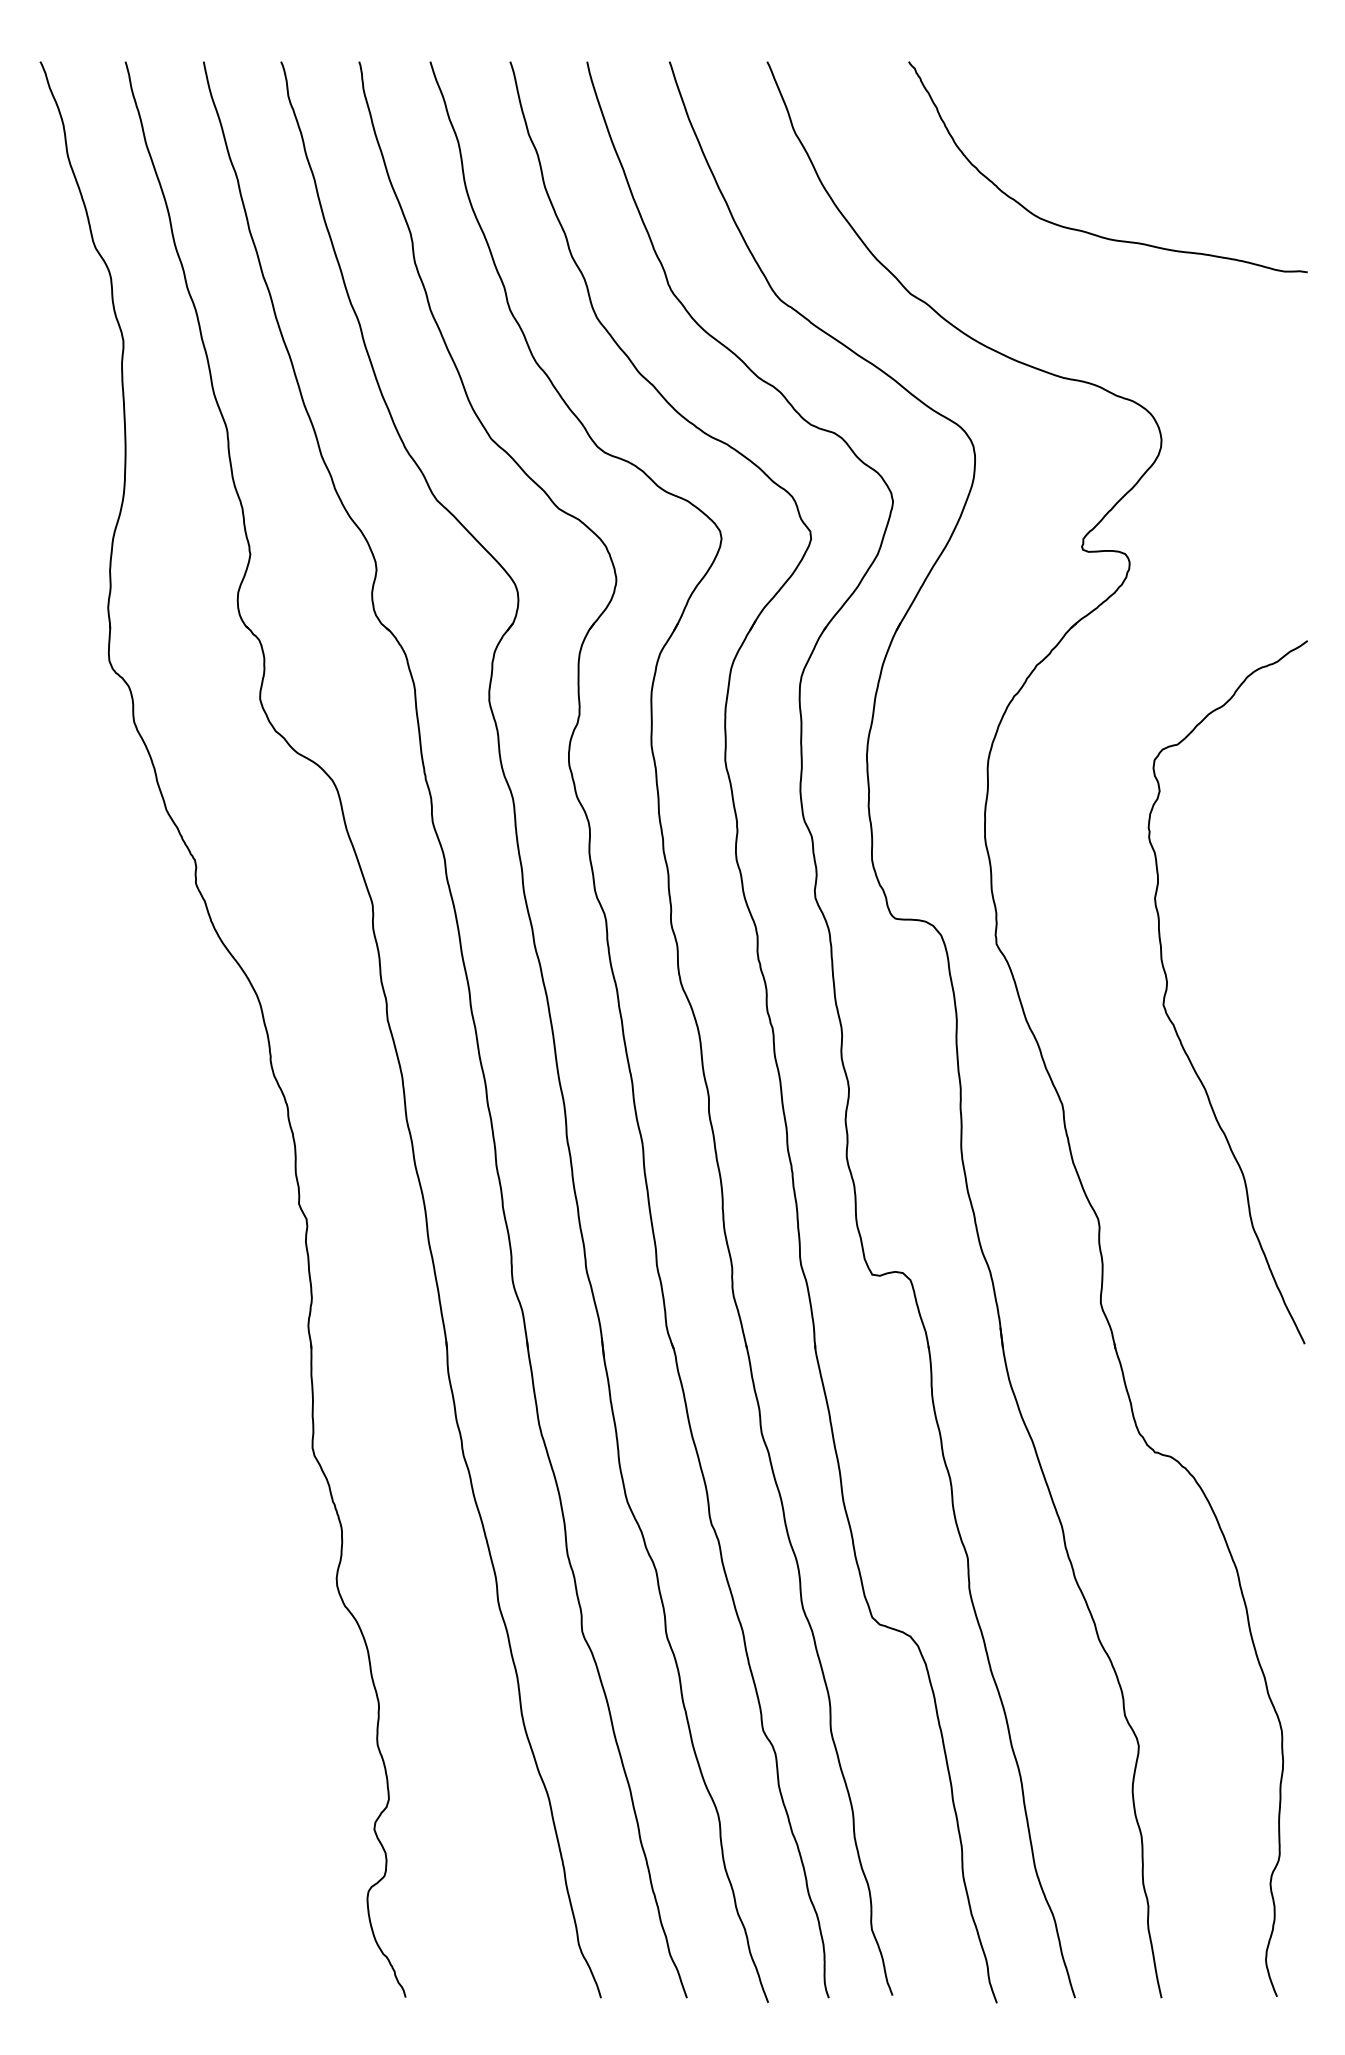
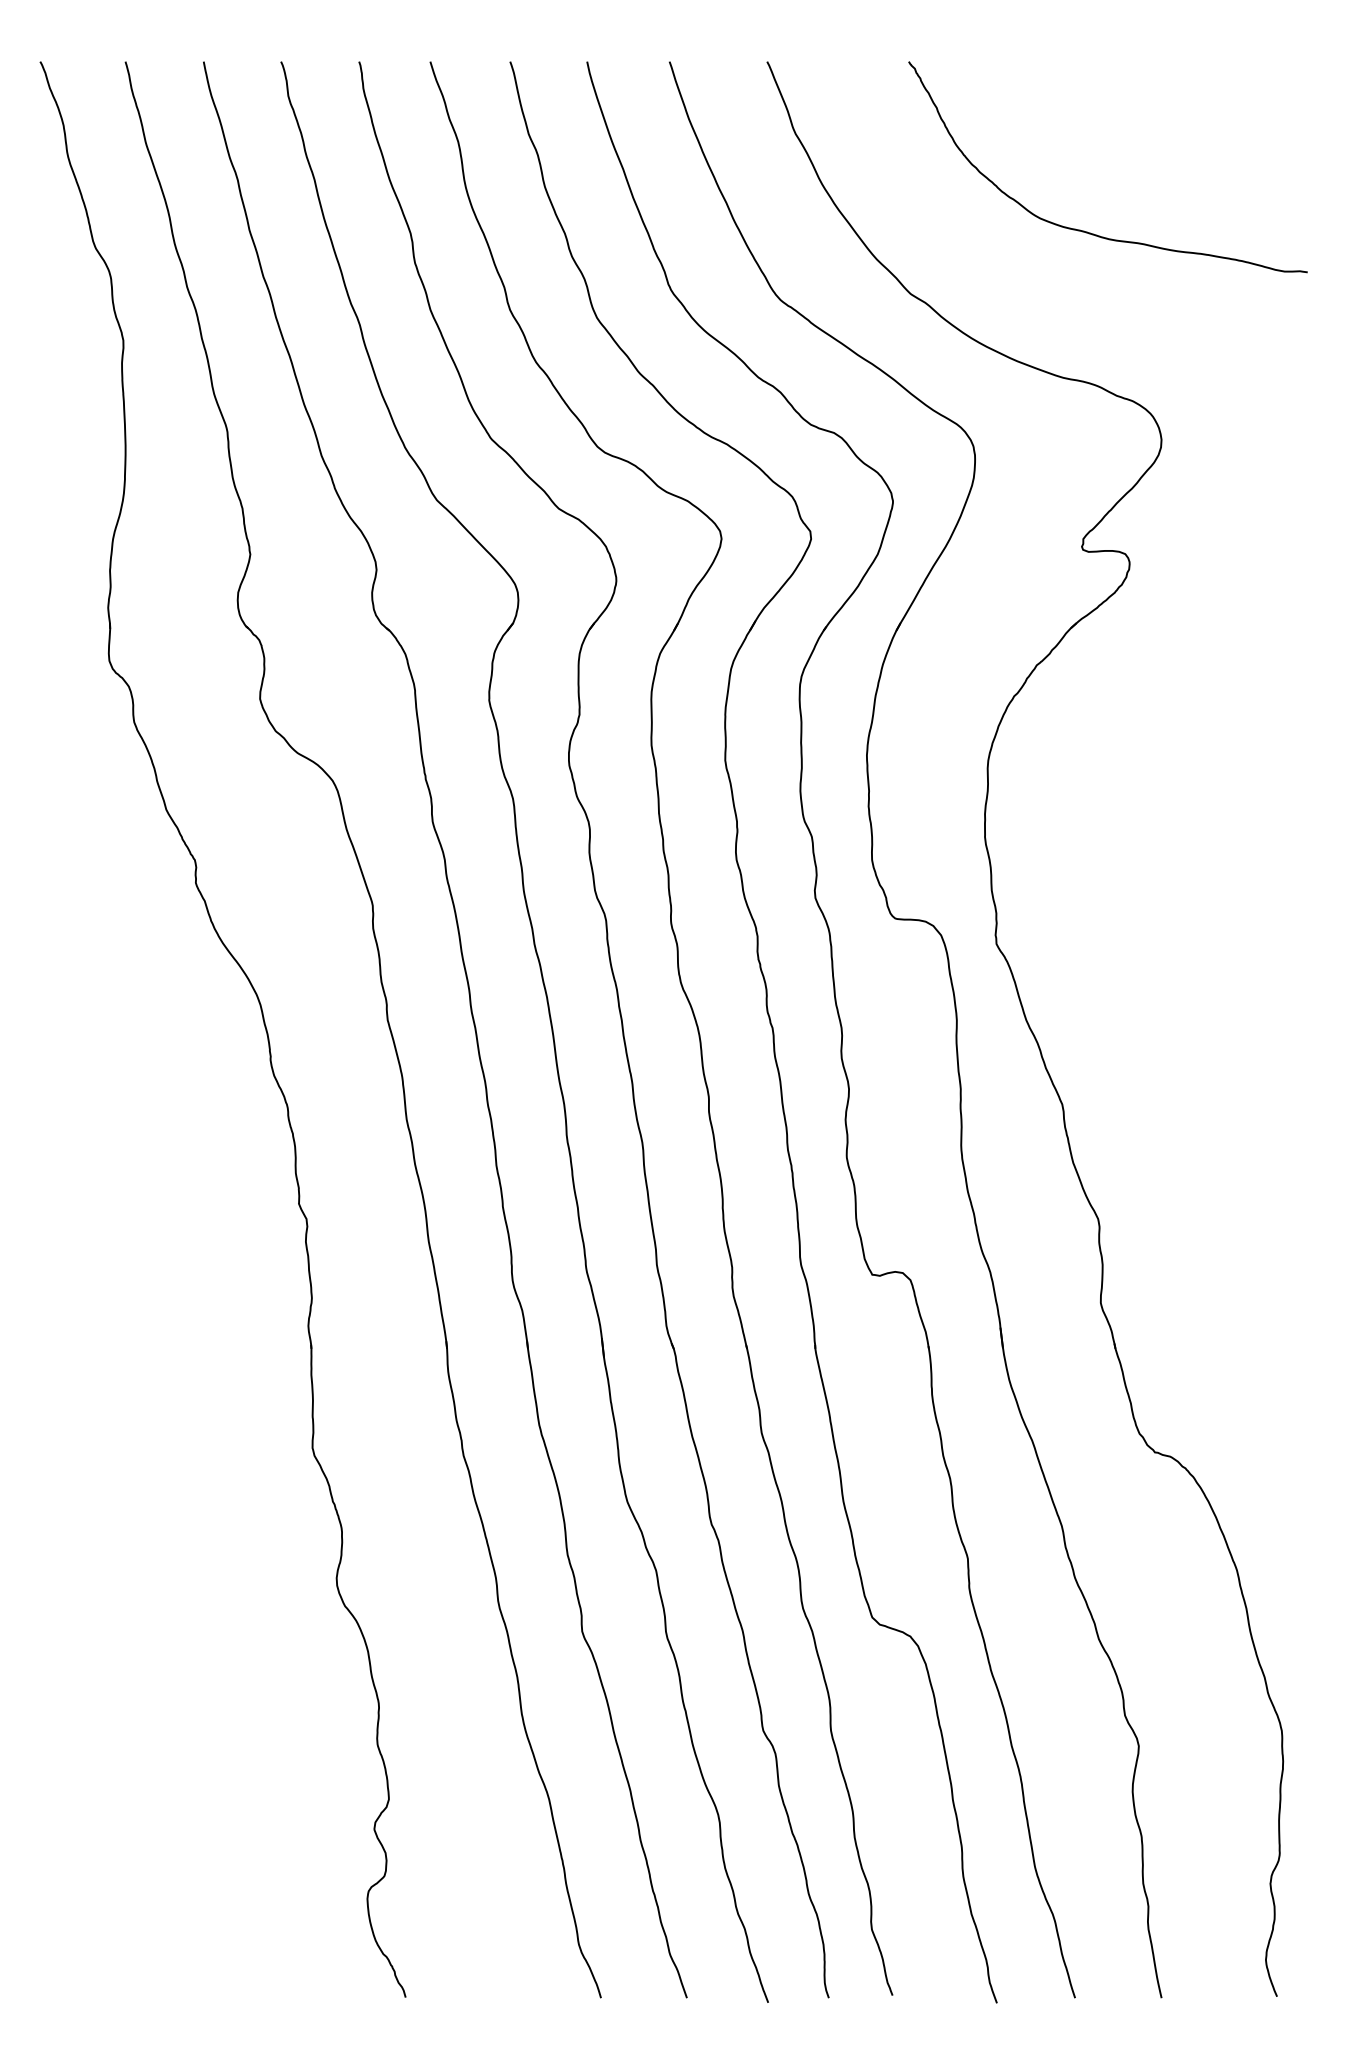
curve: present -> none (1167, 990)
